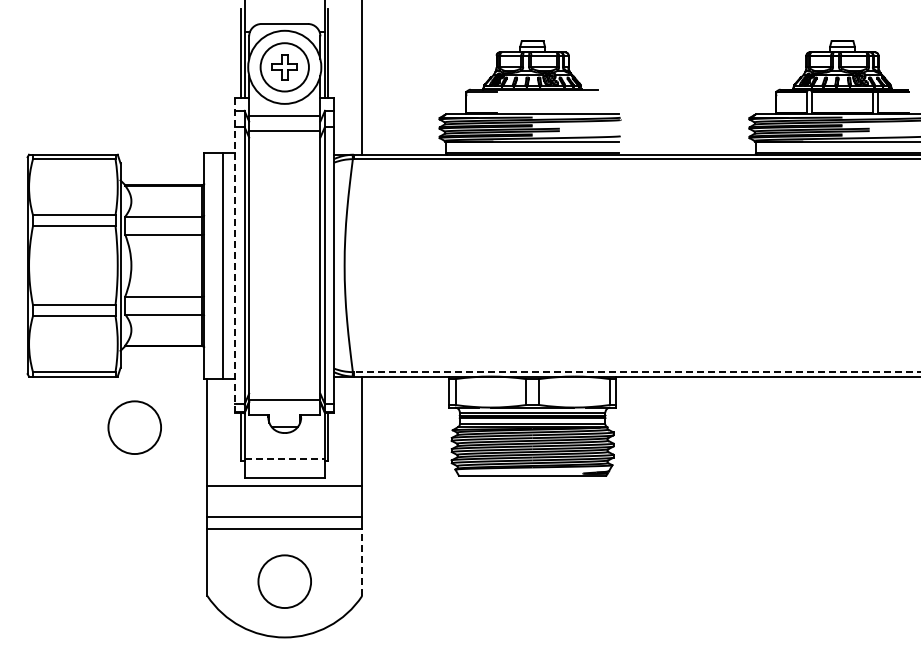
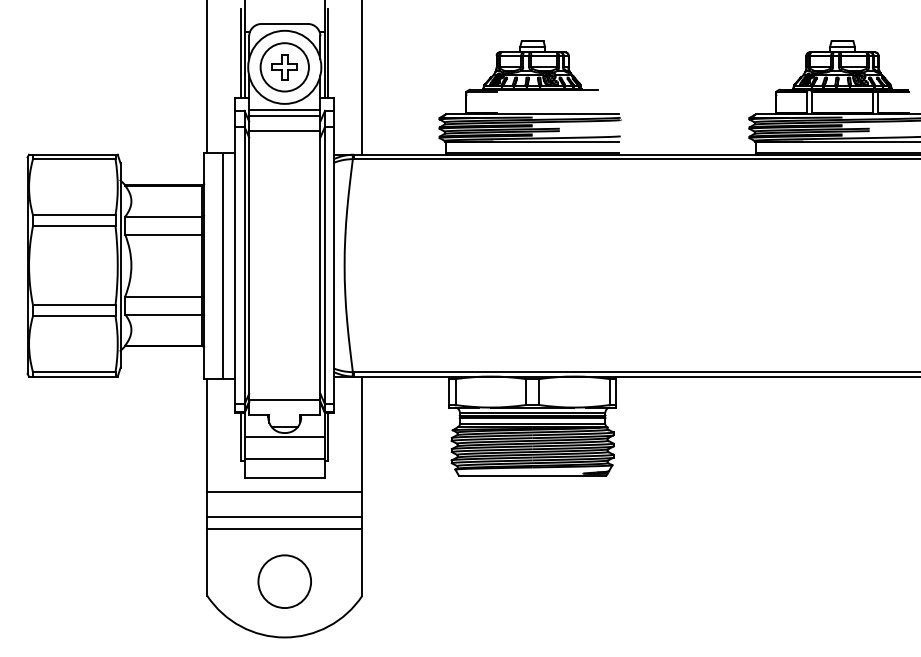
line: none -> present (207, 77)
line: none -> present (284, 110)
line: dashed -> solid (235, 255)
line: dashed -> solid (636, 372)
circle: present -> none (134, 427)
line: none -> present (284, 437)
line: dashed -> solid (285, 458)
line position: (284, 485) -> (284, 491) (284, 491)
line: dashed -> solid (362, 561)
